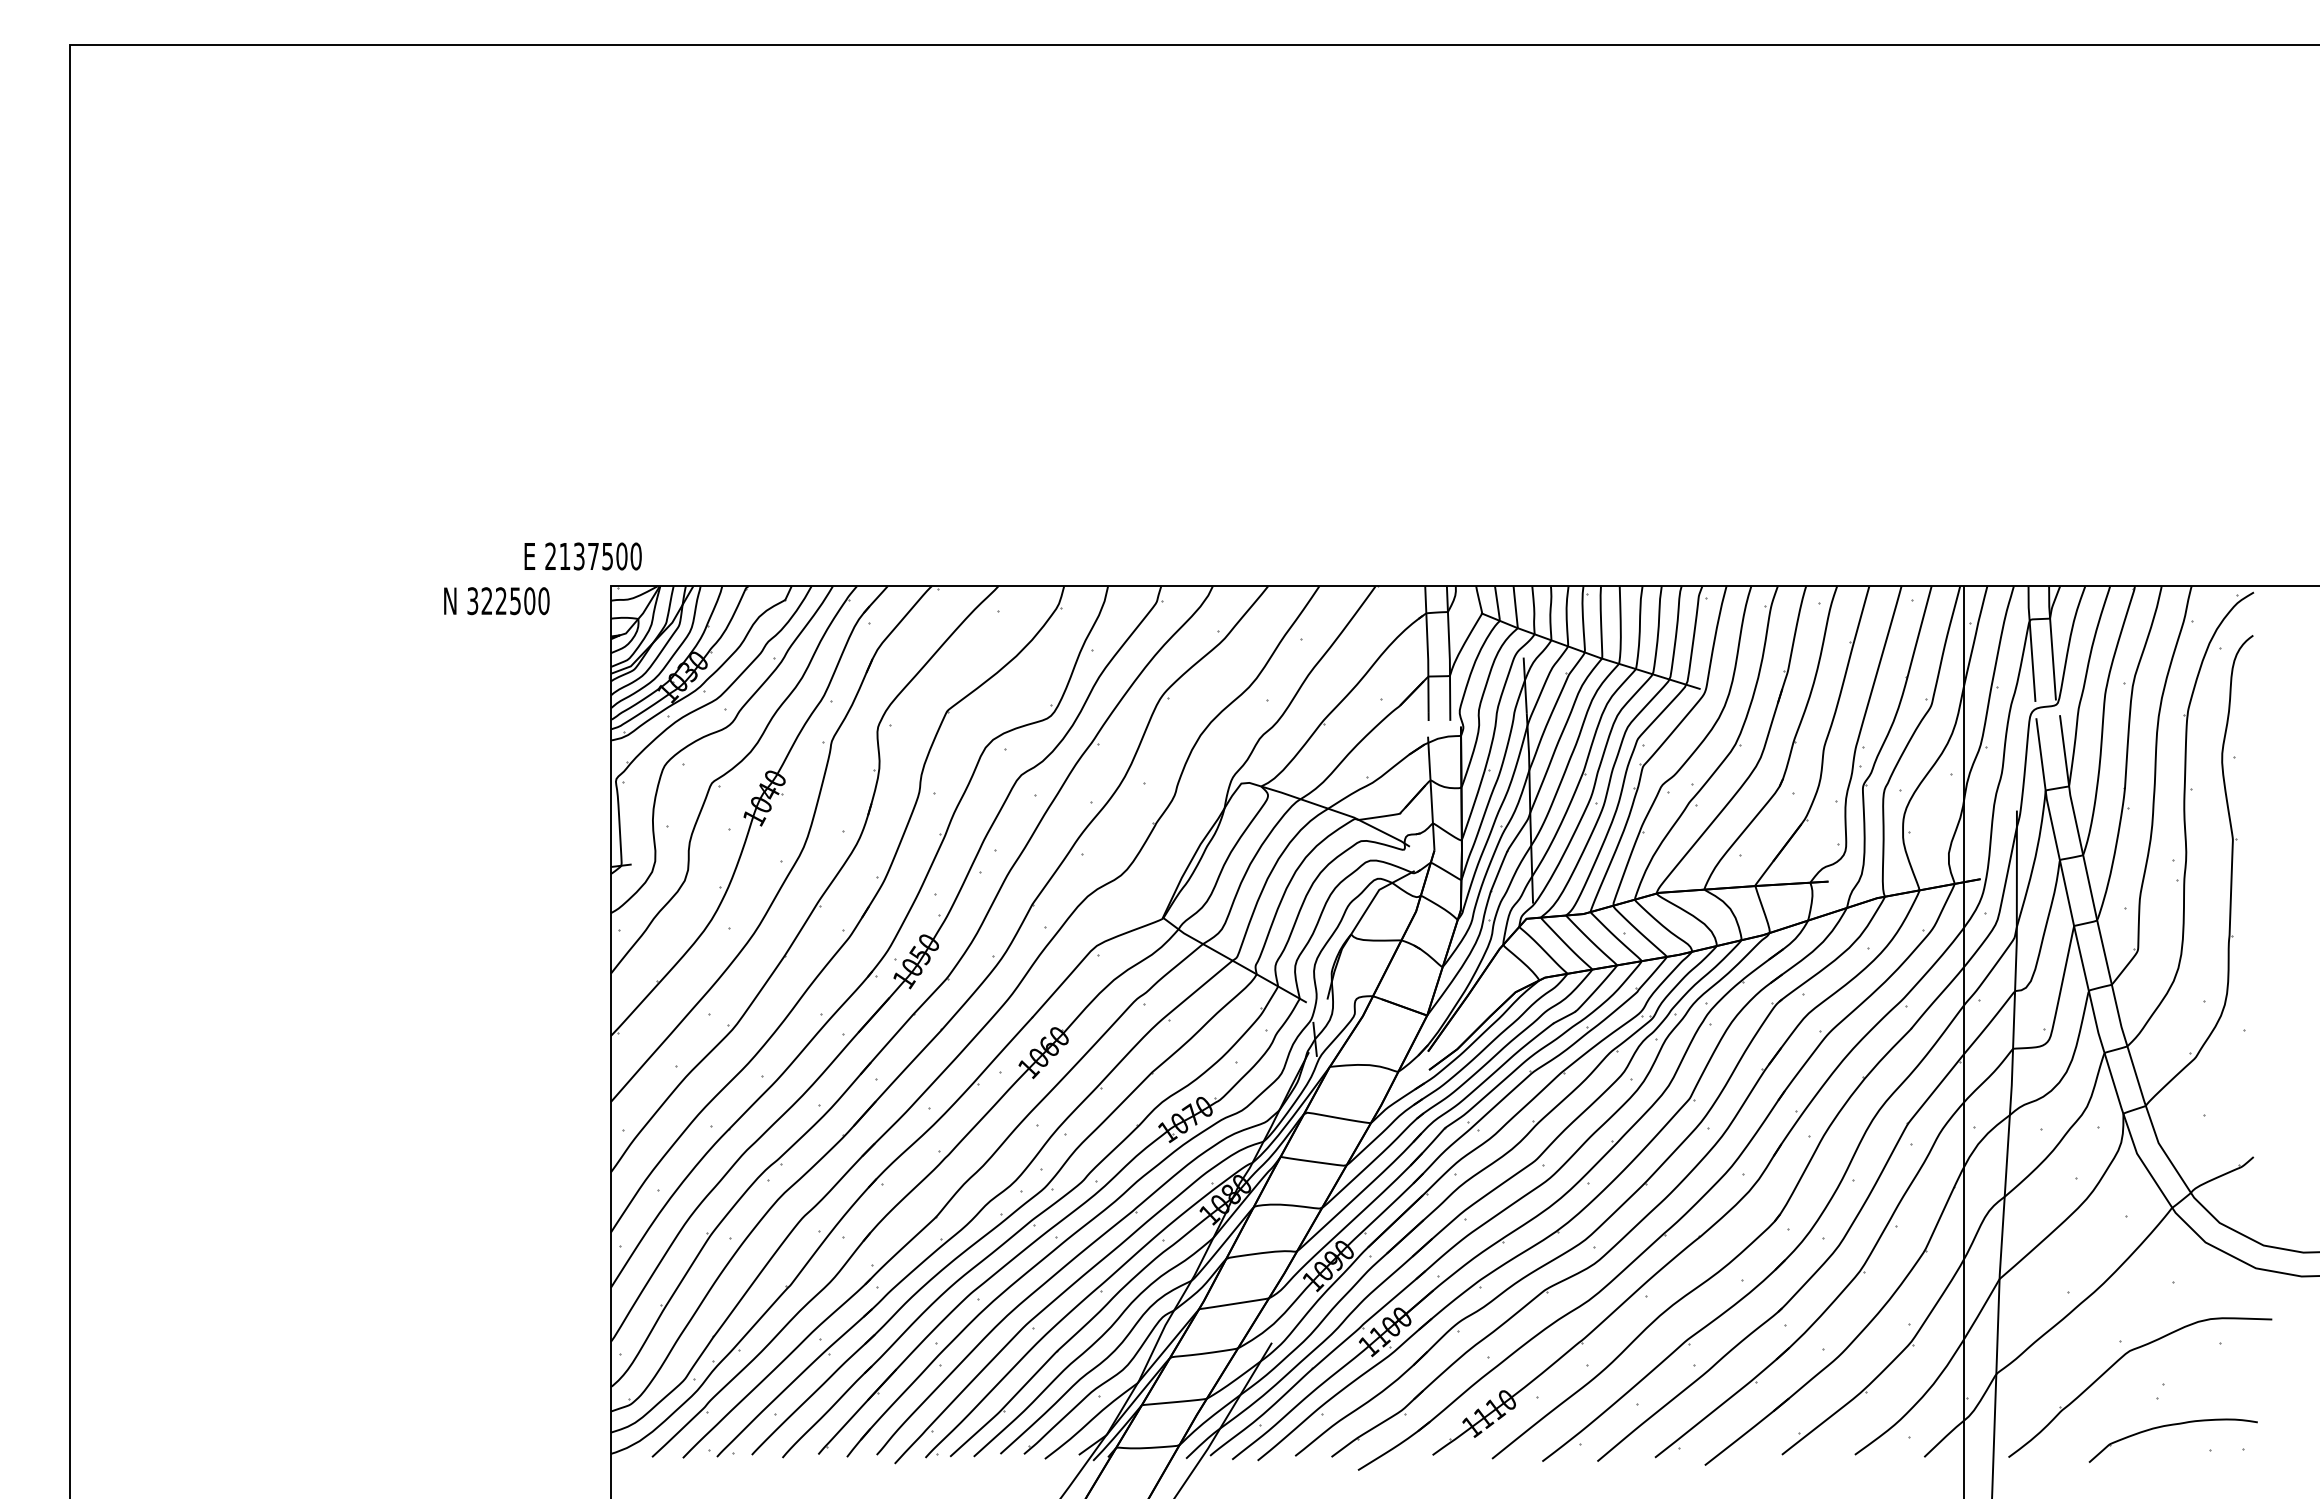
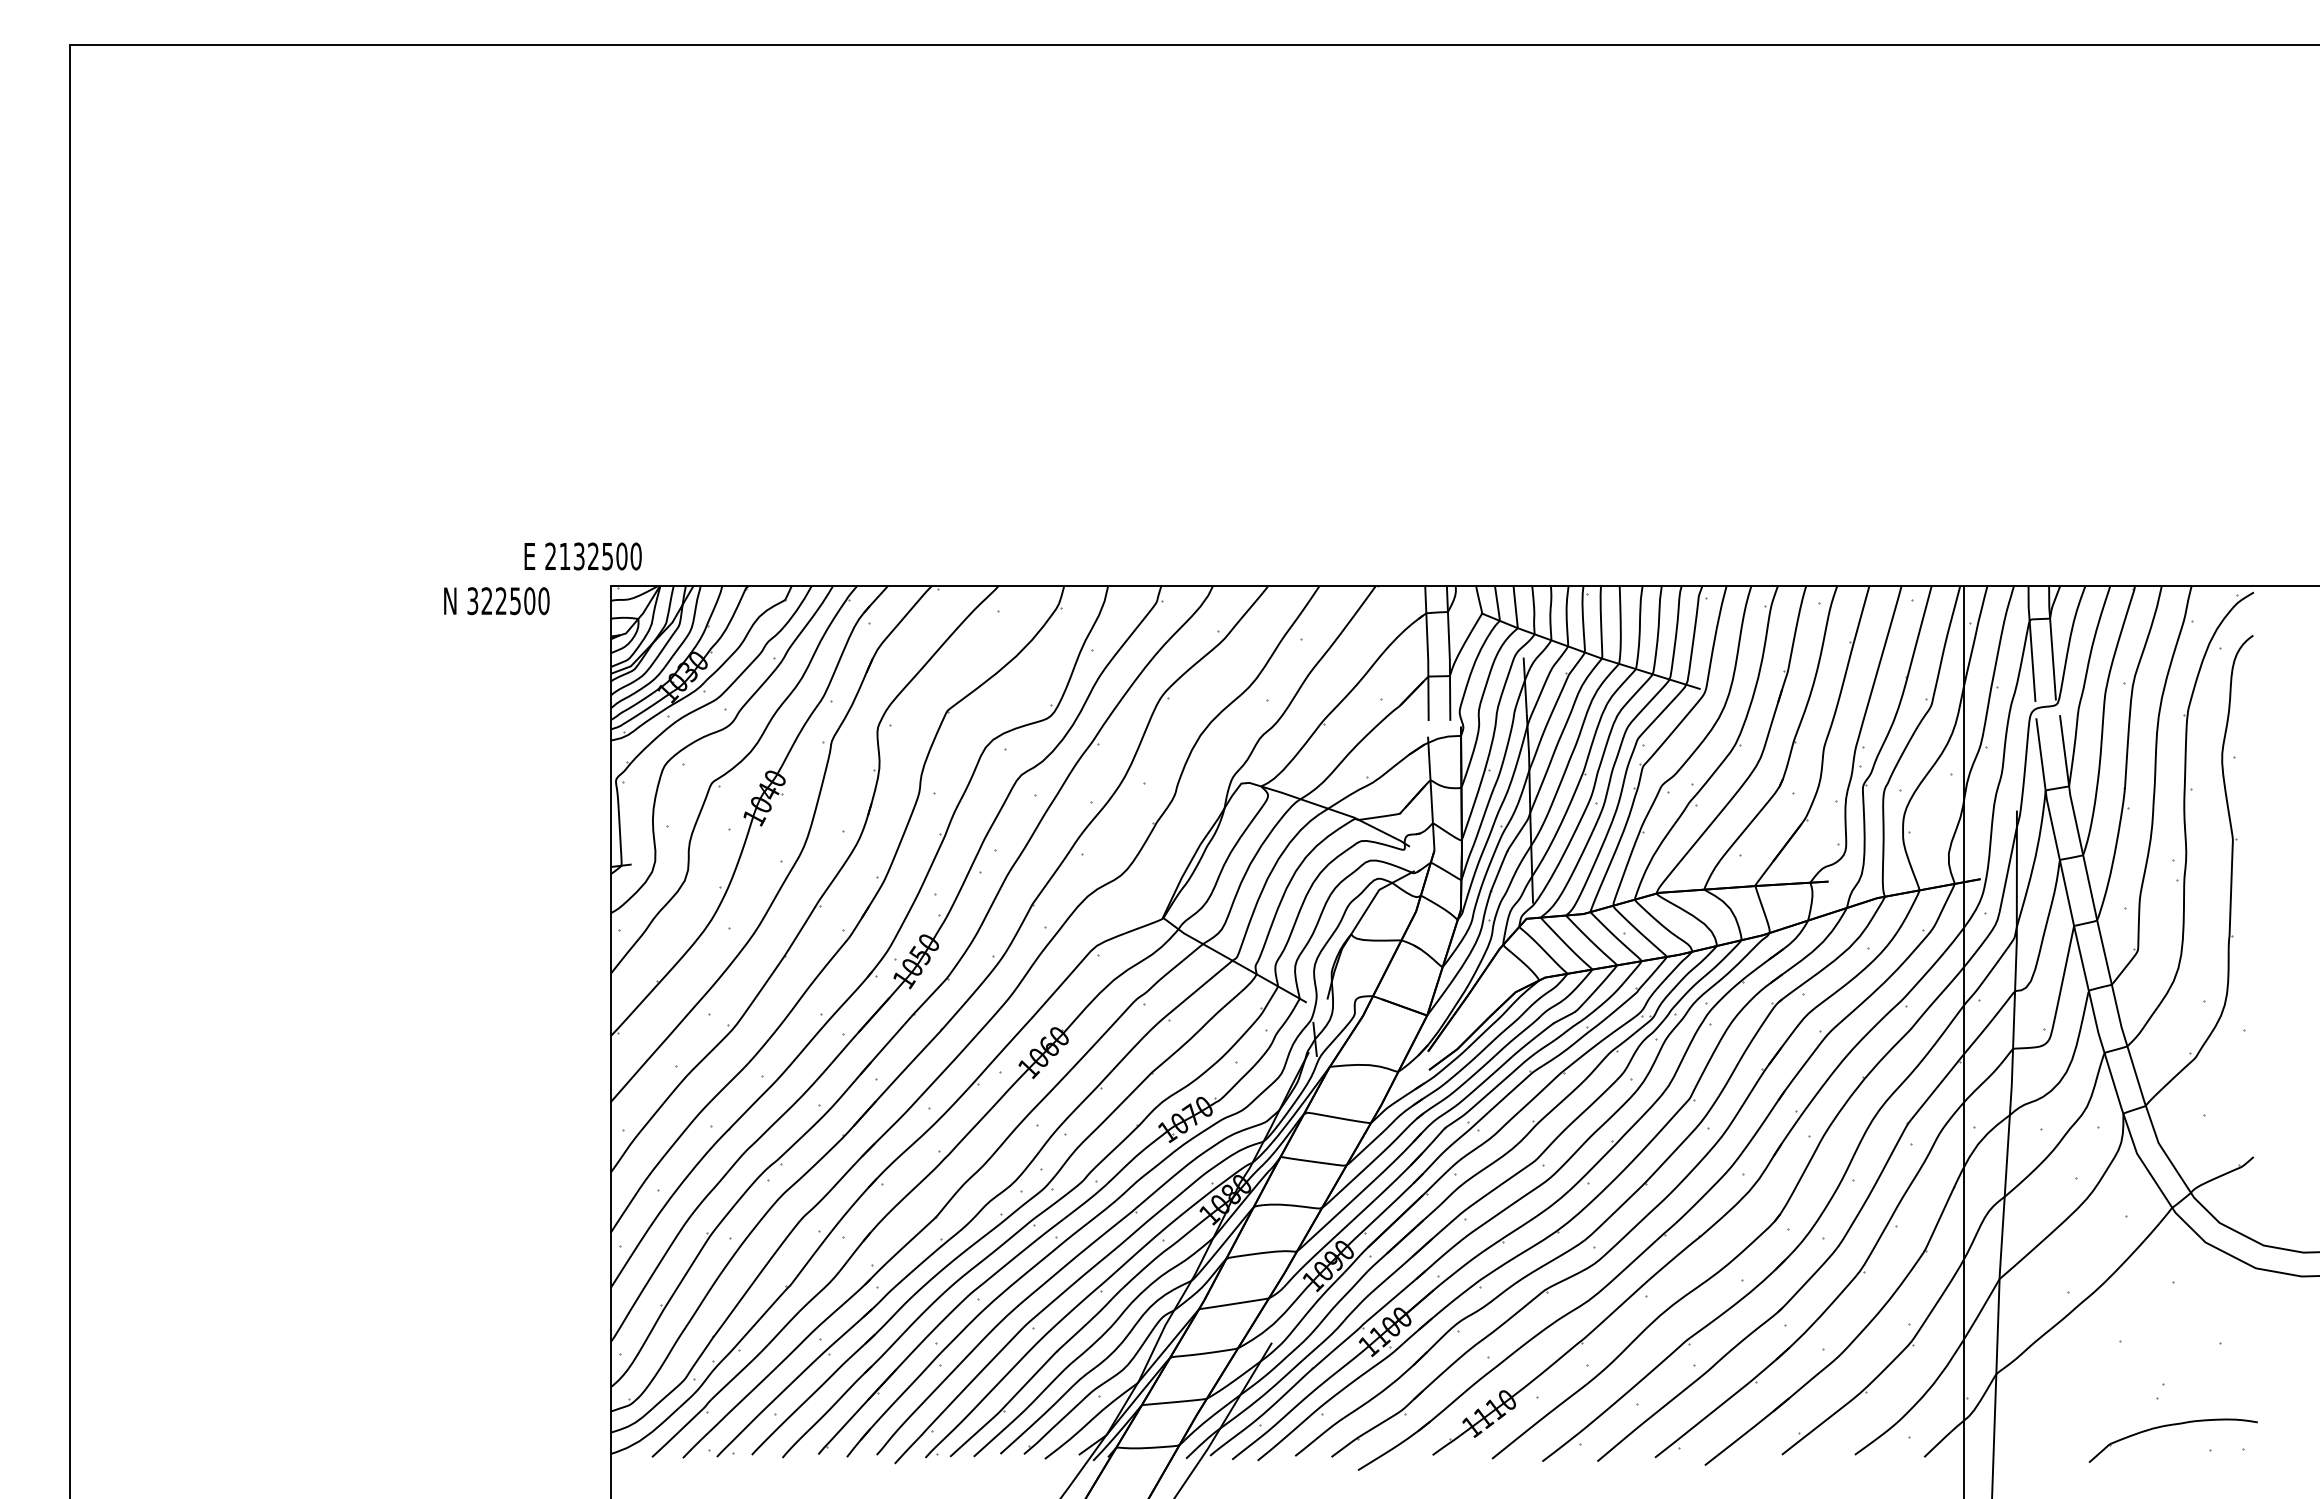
text: 2137500 -> 2132500 (593, 555)
part: present -> none (2116, 1363)
